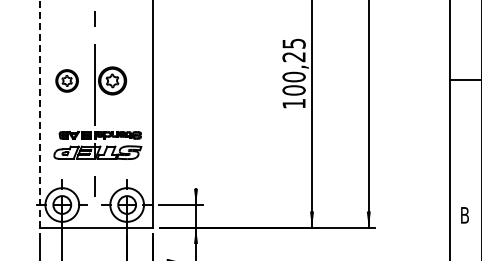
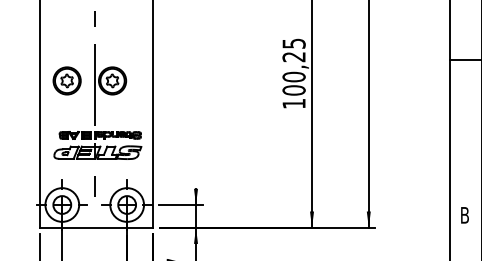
line position: (463, 79) -> (463, 59) (463, 59)
part size: 24x24 px -> 30x30 px (66, 80)
line: dashed -> solid (39, 113)
